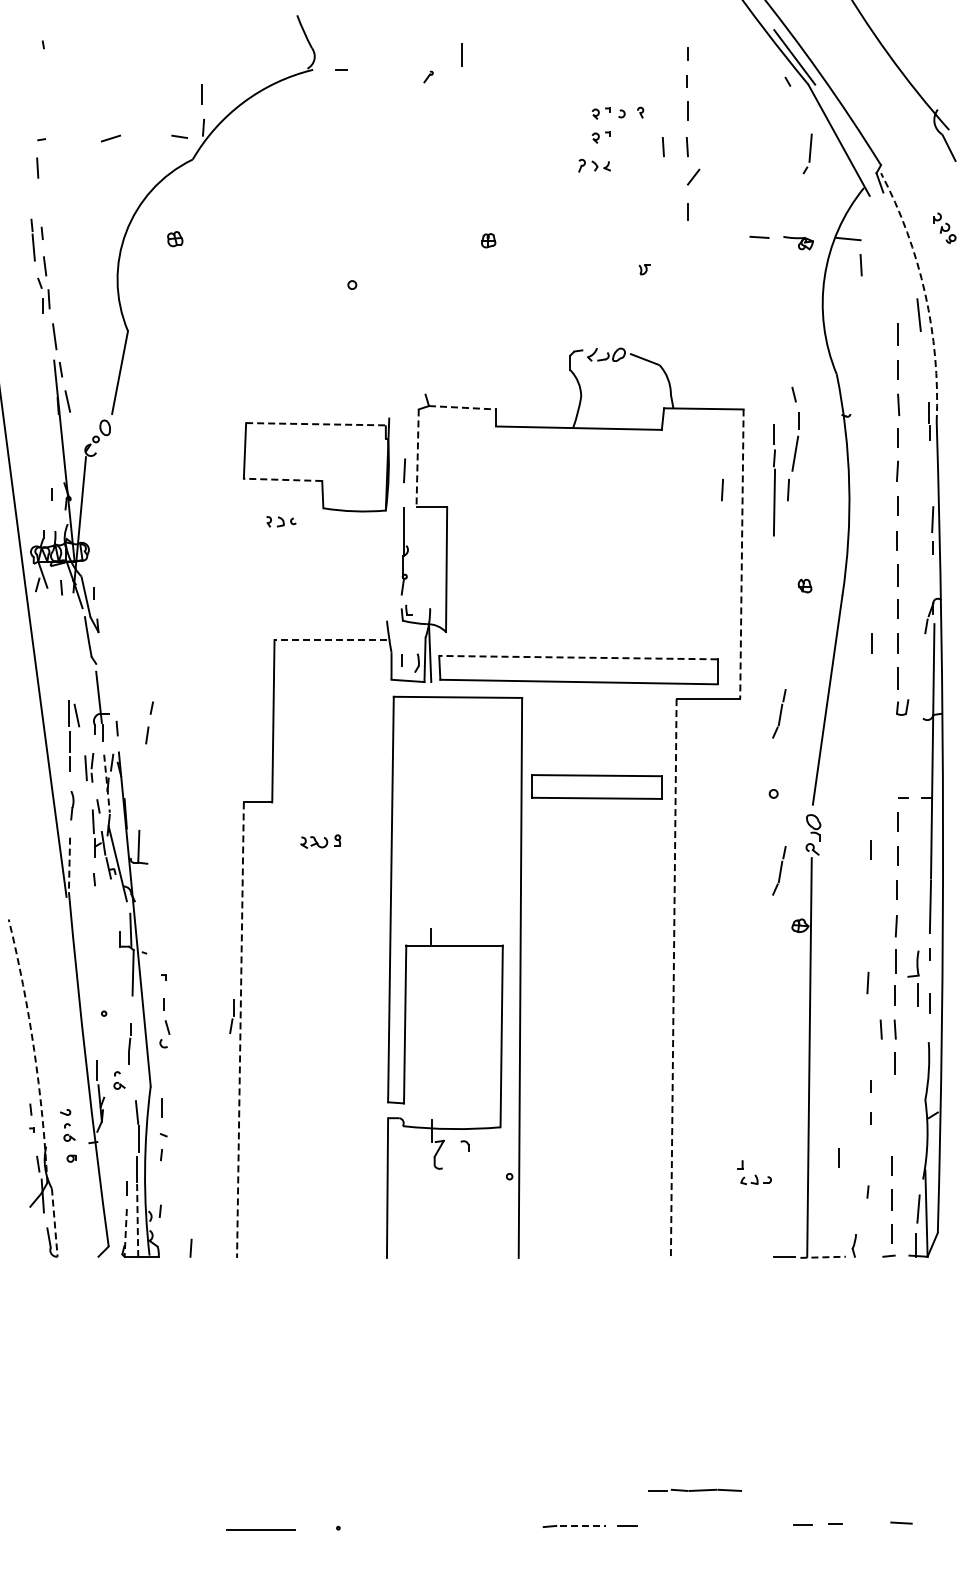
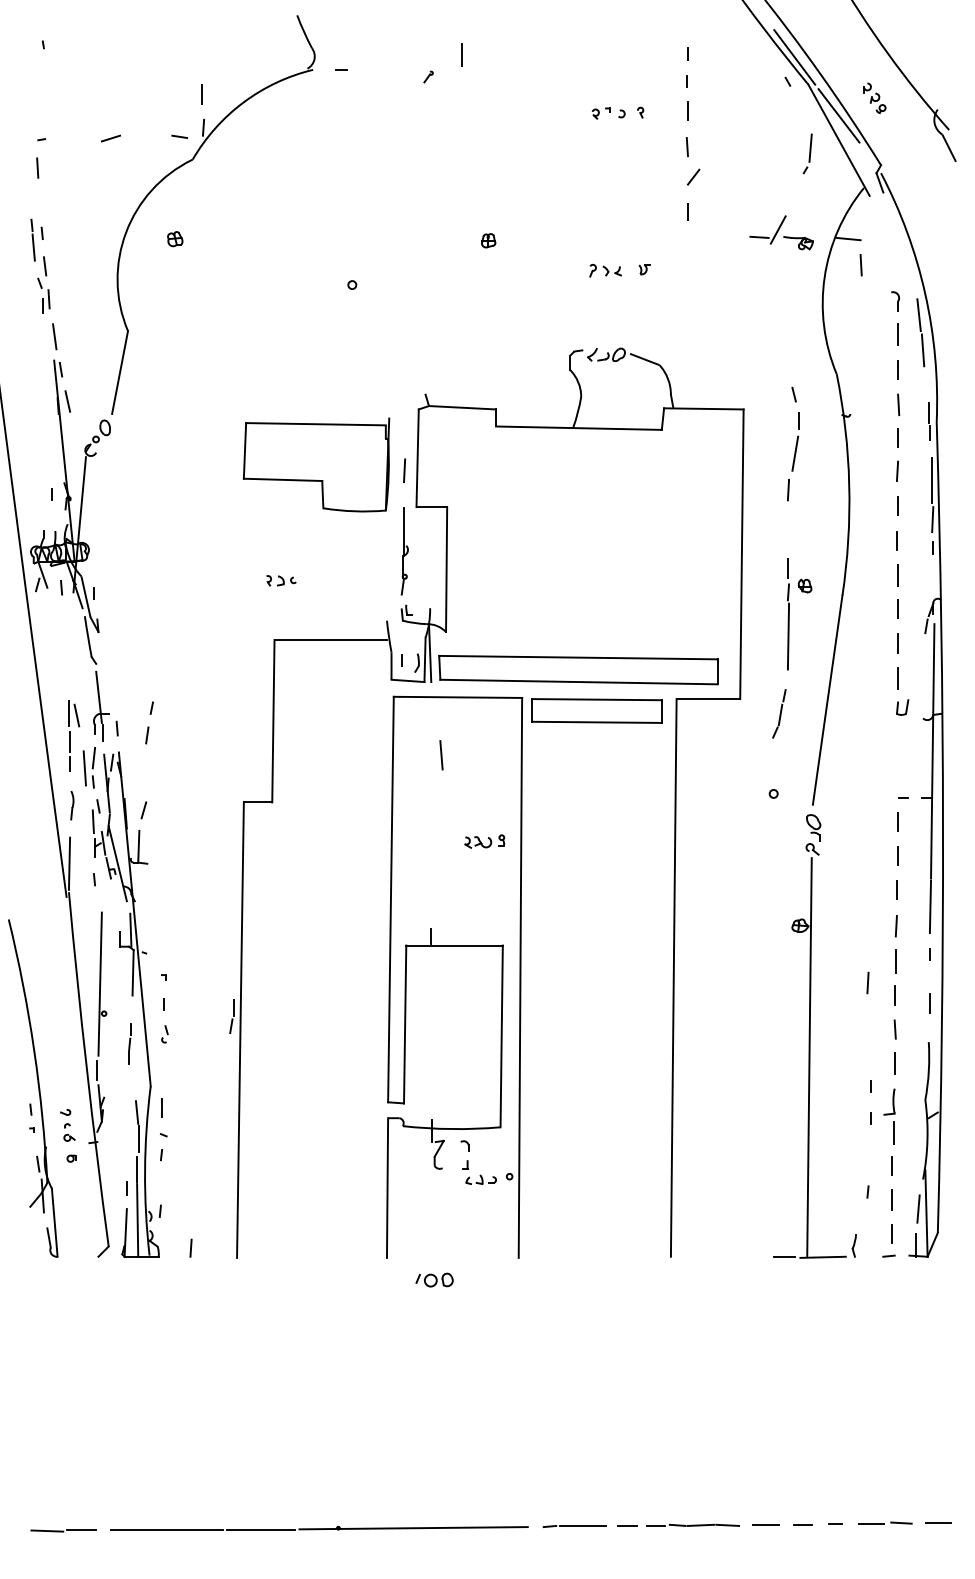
line: none -> present (838, 115)
part: present -> none (600, 137)
line: present -> none (662, 147)
part position: (594, 165) -> (605, 270) (605, 270)
part position: (944, 227) -> (874, 97) (874, 97)
line: none -> present (777, 229)
arc: dashed -> solid (925, 293)
part: none -> present (895, 301)
line: none -> present (922, 350)
line: dashed -> solid (462, 407)
line: dashed -> solid (315, 424)
line: dashed -> solid (417, 458)
line: dashed -> solid (282, 479)
line position: (774, 480) -> (788, 614) (788, 614)
line: none -> present (932, 480)
line: present -> none (722, 490)
part position: (281, 521) -> (281, 580) (281, 580)
line: dashed -> solid (741, 554)
line: dashed -> solid (330, 640)
line: present -> none (871, 643)
line: dashed -> solid (577, 657)
line: none -> present (441, 755)
part size: 11x30 px -> 14x42 px (88, 767)
line: dashed -> solid (107, 784)
part position: (596, 786) -> (596, 710) (596, 710)
line: none -> present (143, 810)
part position: (320, 841) -> (484, 841) (484, 841)
line: present -> none (870, 849)
line: dashed -> solid (69, 864)
part: present -> none (779, 870)
line: dashed -> solid (673, 977)
part position: (913, 978) -> (889, 1116) (889, 1116)
line: none -> present (99, 983)
line: present -> none (880, 1029)
line: dashed -> solid (240, 1030)
part size: 12x29 px -> 8x19 px (164, 1034)
arc: dashed -> solid (34, 1050)
part: present -> none (119, 1080)
line: present -> none (838, 1157)
part position: (754, 1172) -> (479, 1172) (479, 1172)
line: dashed -> solid (137, 1220)
line: dashed -> solid (54, 1223)
line: dashed -> solid (125, 1232)
line: dashed -> solid (823, 1257)
part: none -> present (434, 1279)
part position: (694, 1489) -> (692, 1524) (692, 1524)
line: none -> present (938, 1522)
line: none -> present (871, 1523)
line: none -> present (765, 1524)
line: dashed -> solid (583, 1525)
line: none -> present (413, 1528)
part: none -> present (63, 1530)
line: none -> present (166, 1530)
